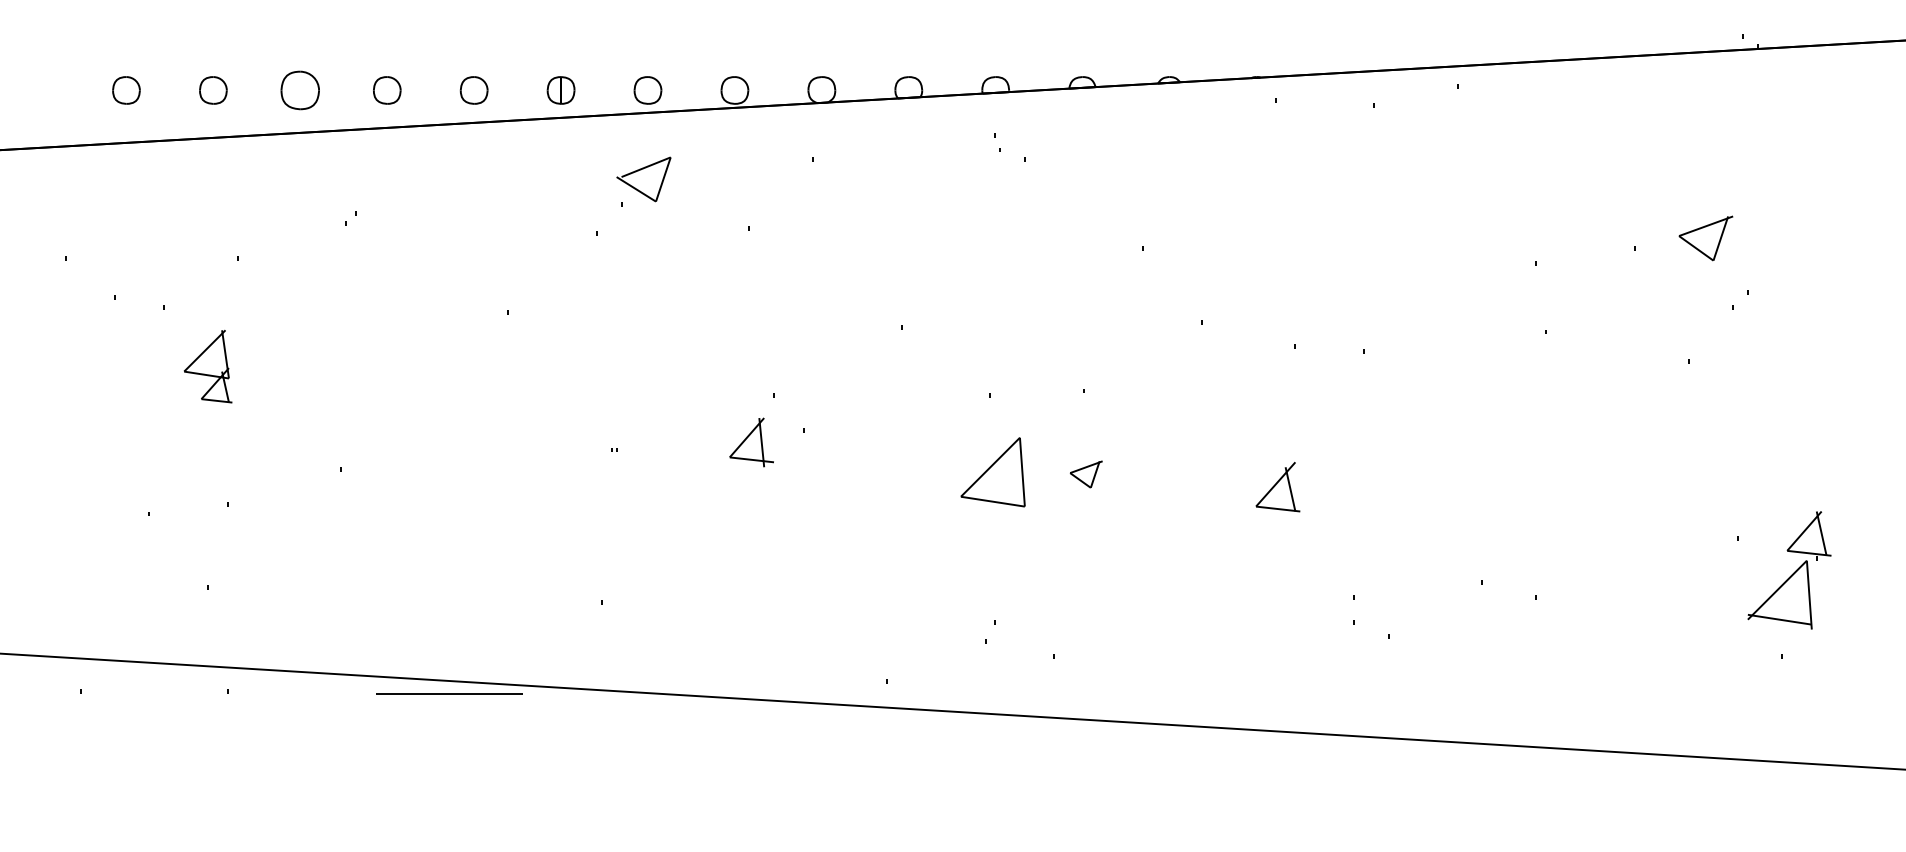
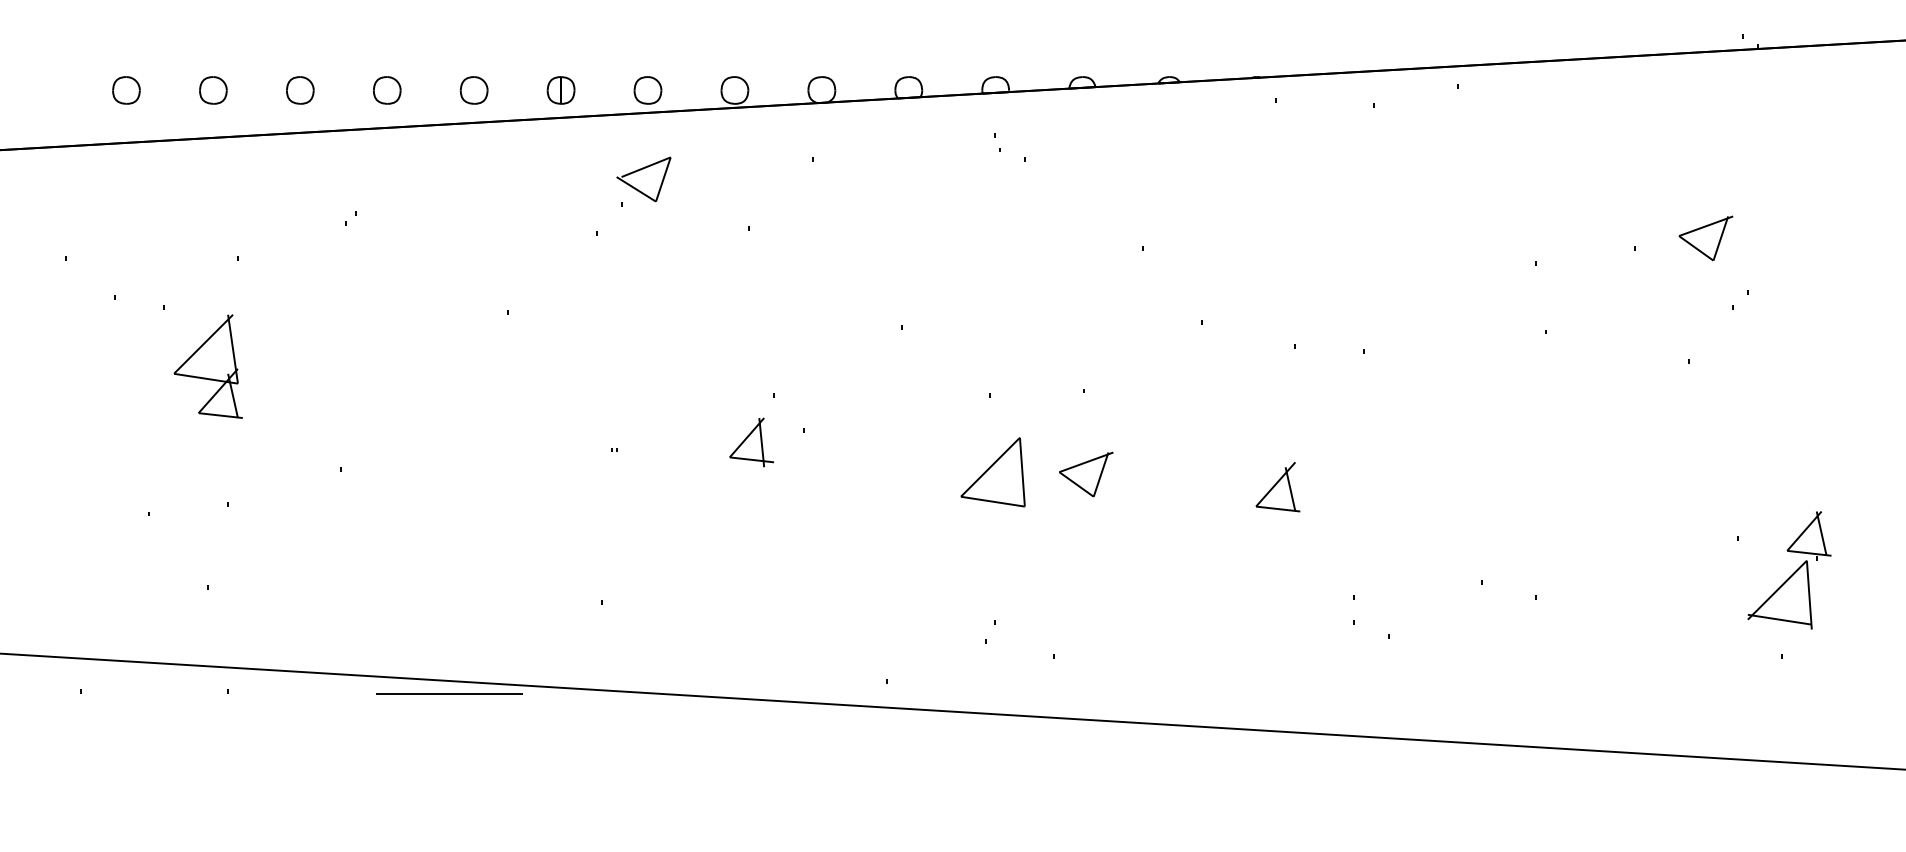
part size: 40x41 px -> 29x29 px (300, 90)
part size: 50x75 px -> 70x105 px (207, 366)
part size: 34x29 px -> 55x47 px (1086, 474)
